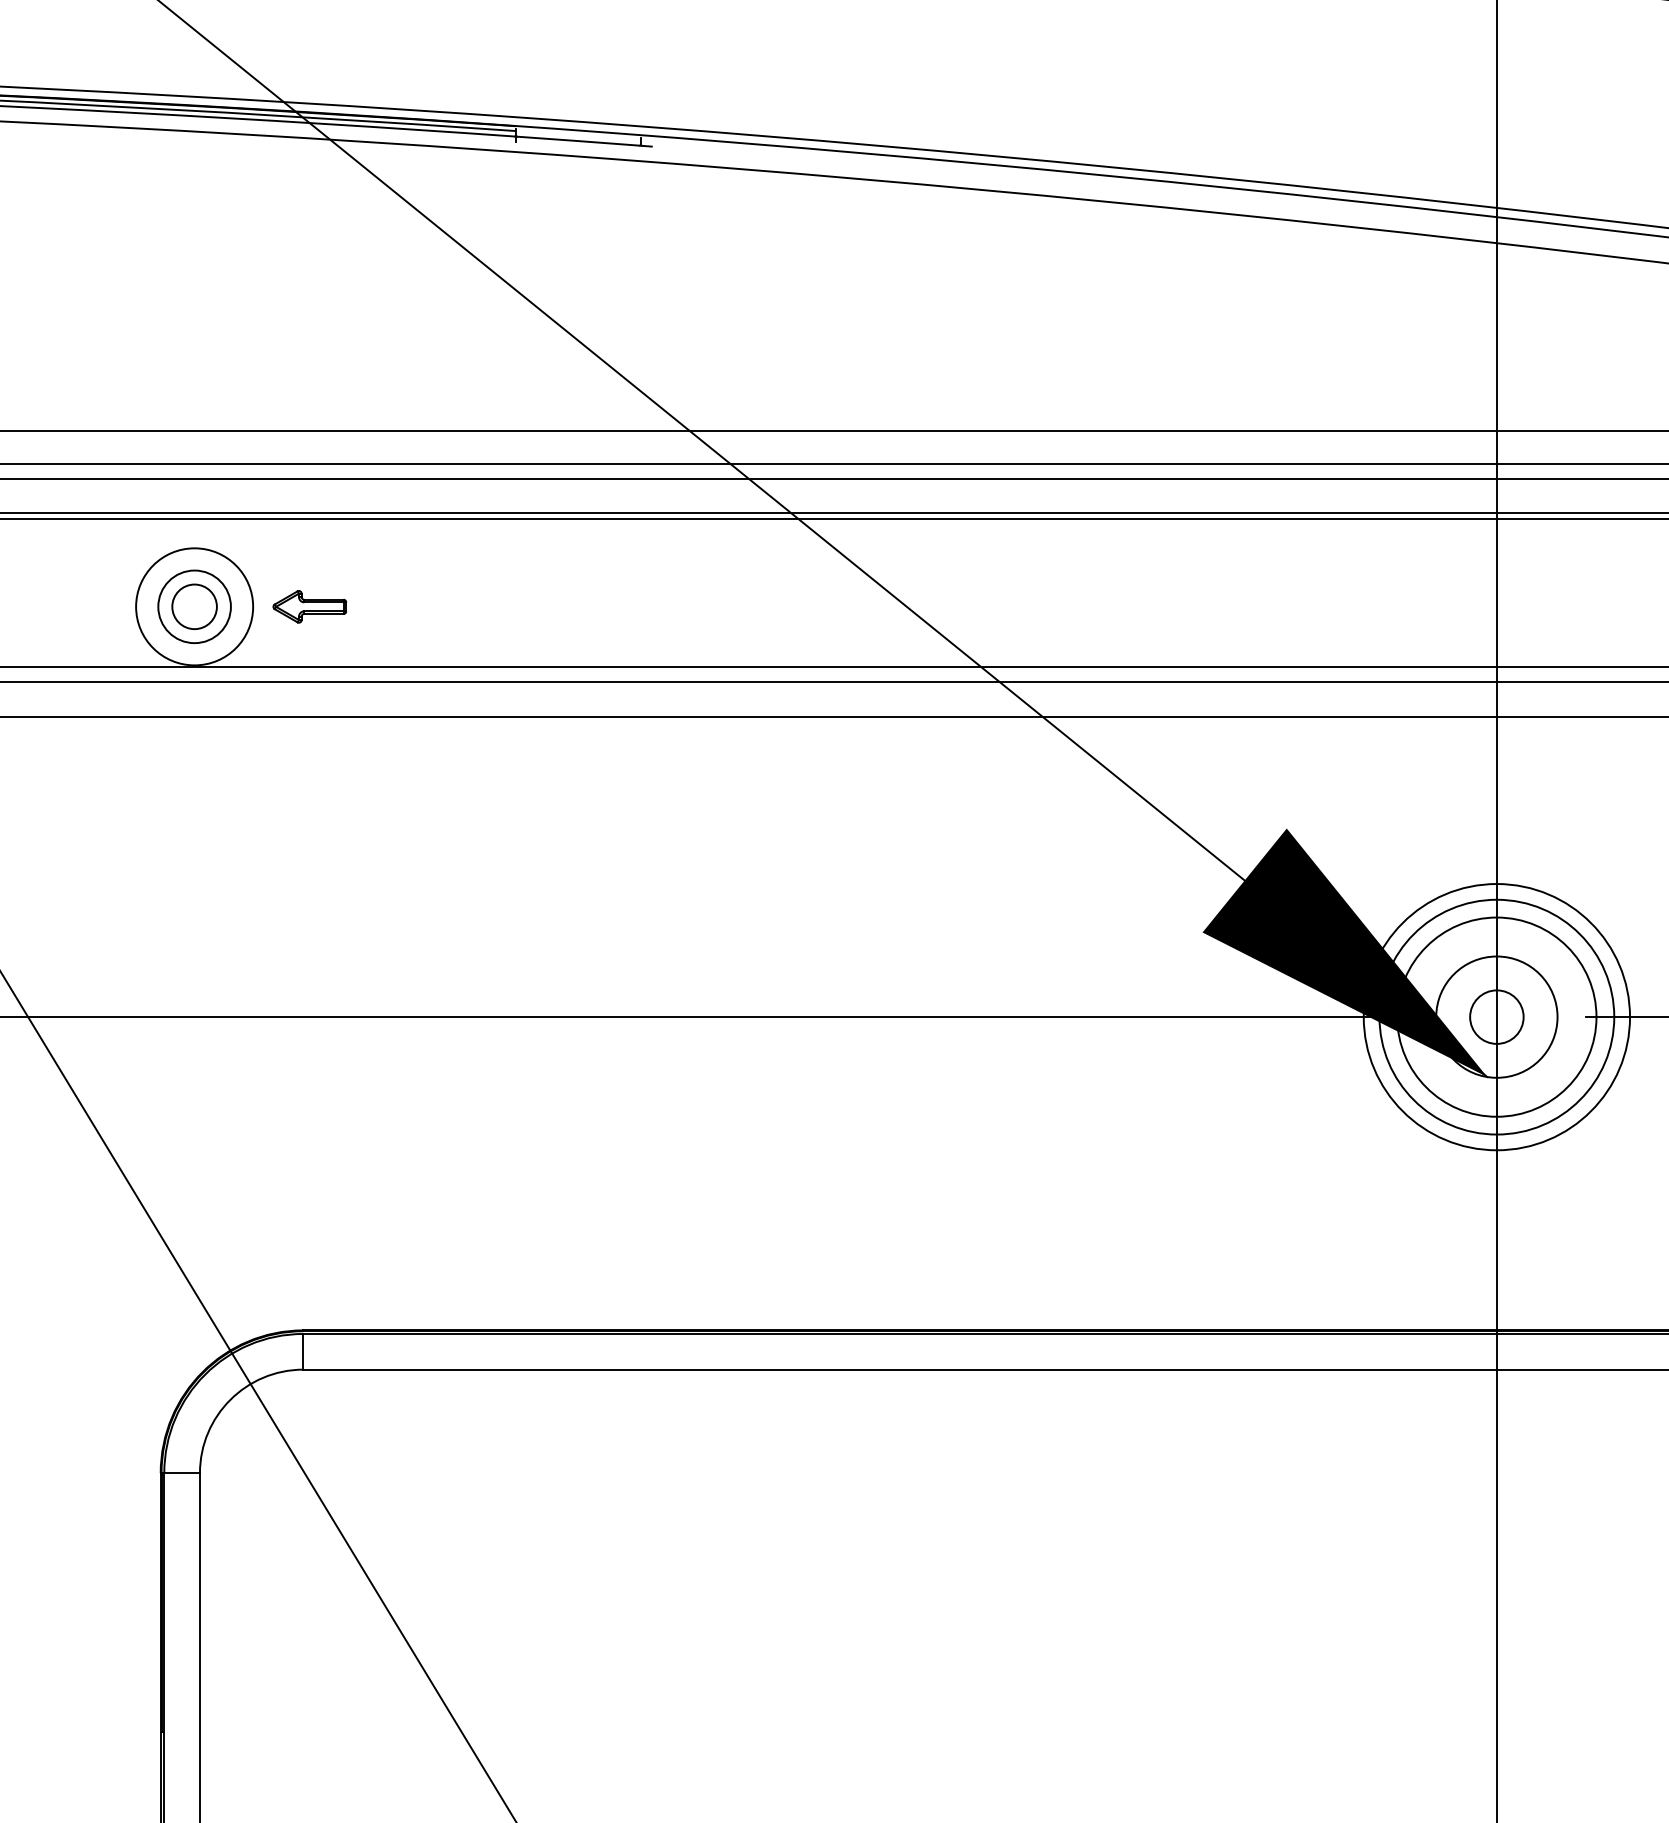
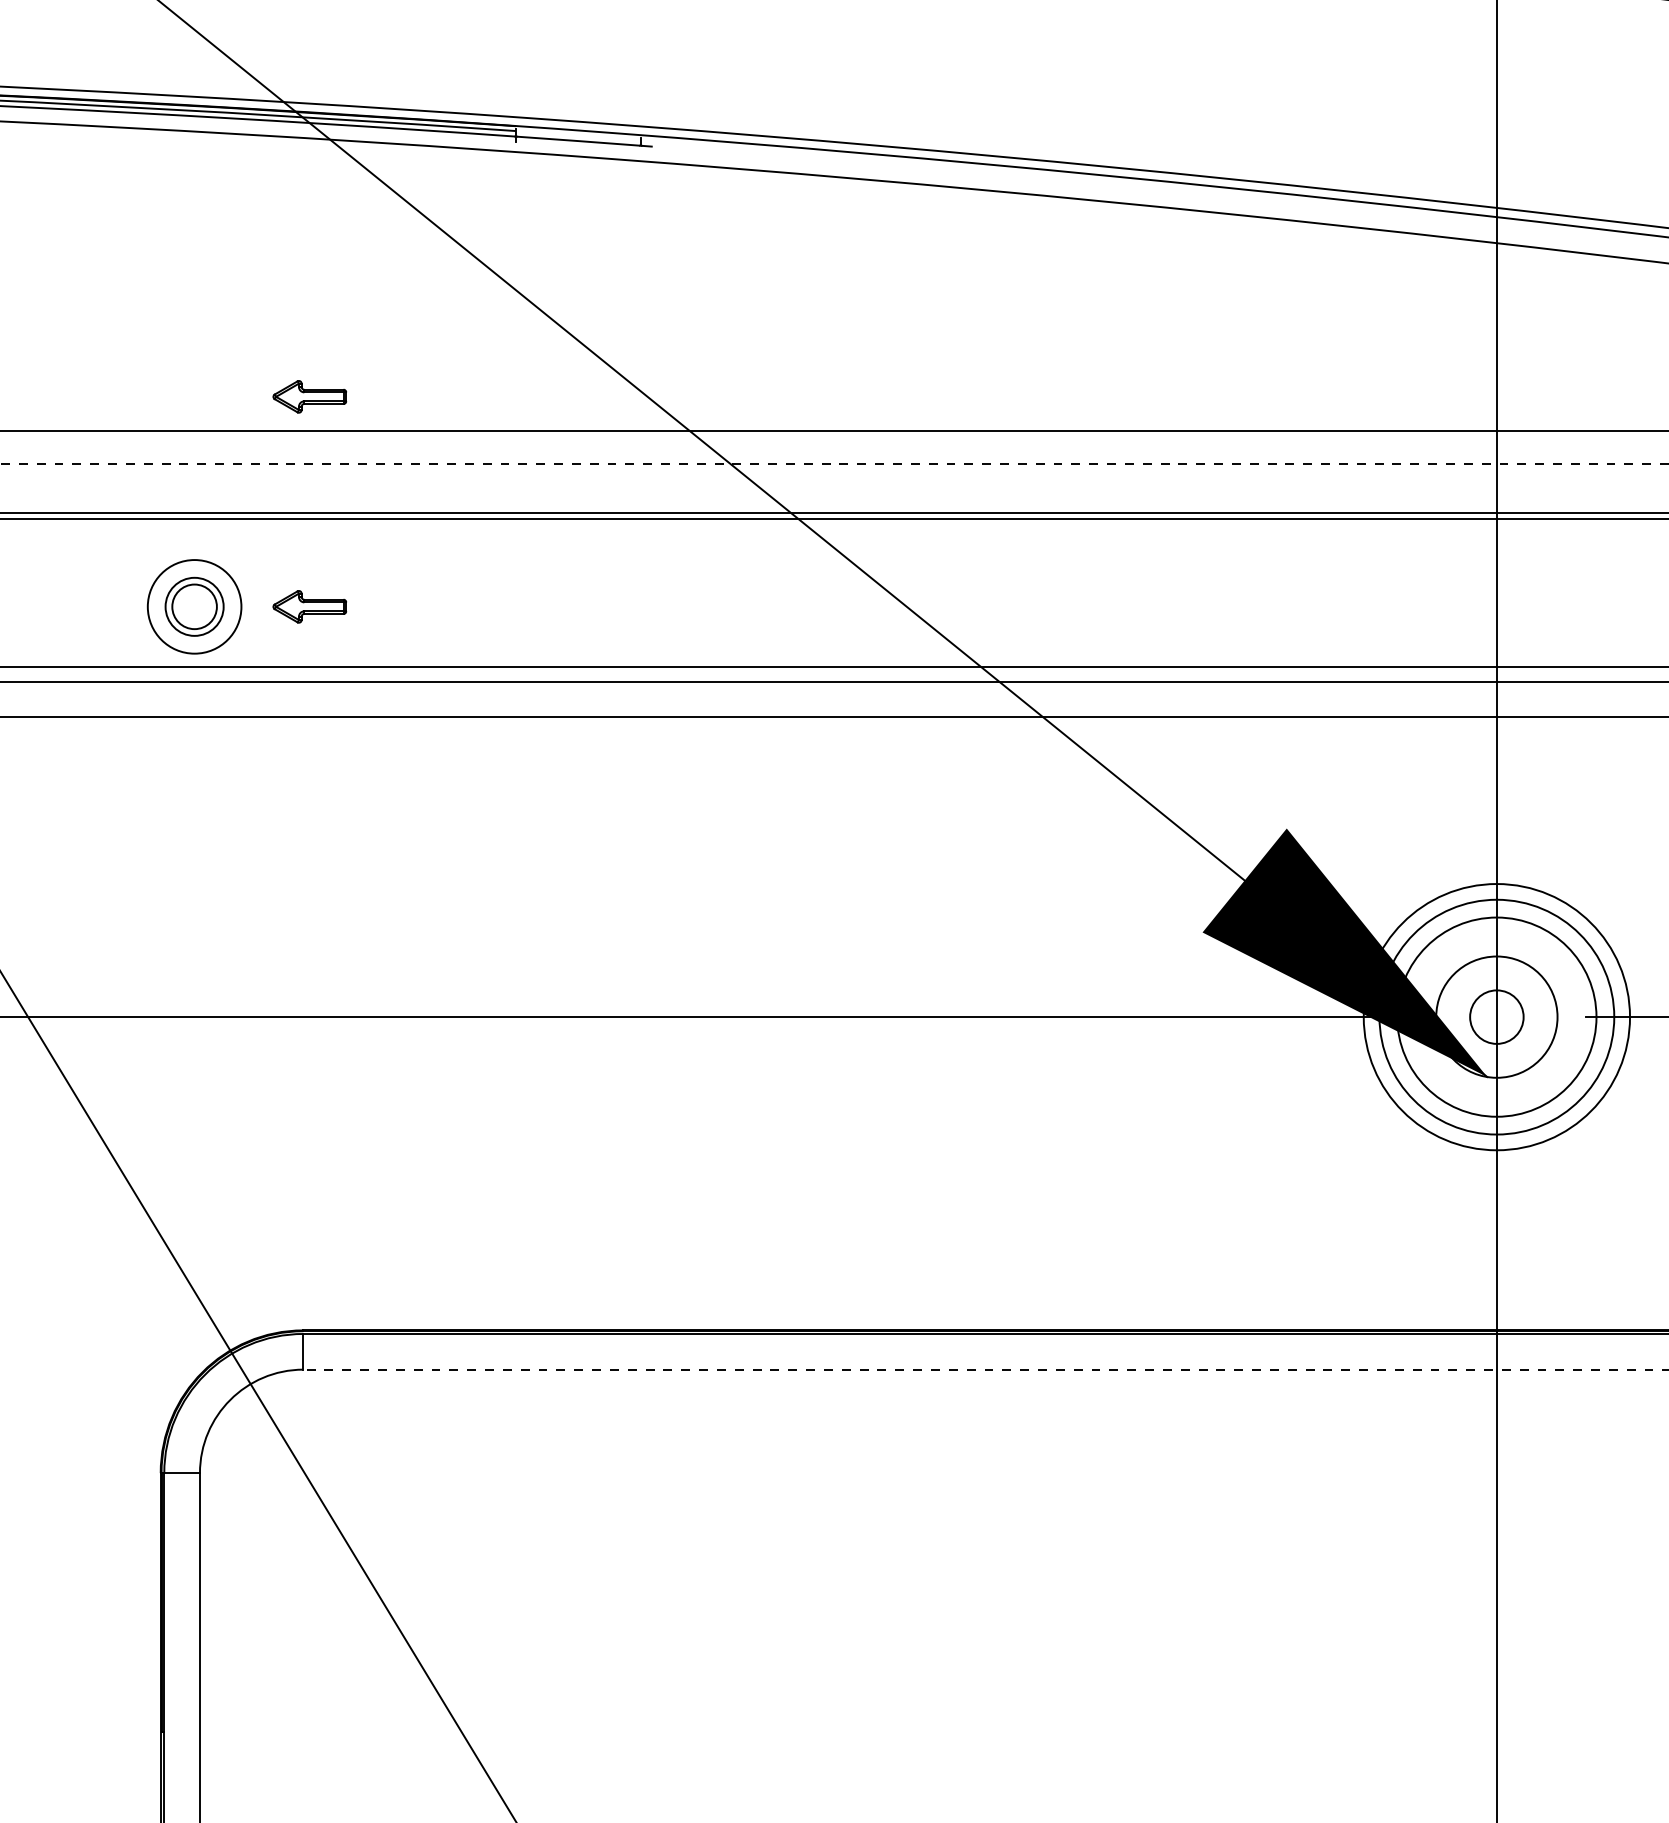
part: none -> present (309, 396)
line: solid -> dashed (834, 464)
line: present -> none (833, 478)
circle diameter: 117 px -> 94 px (194, 606)
circle diameter: 73 px -> 58 px (194, 606)
line: solid -> dashed (986, 1369)
